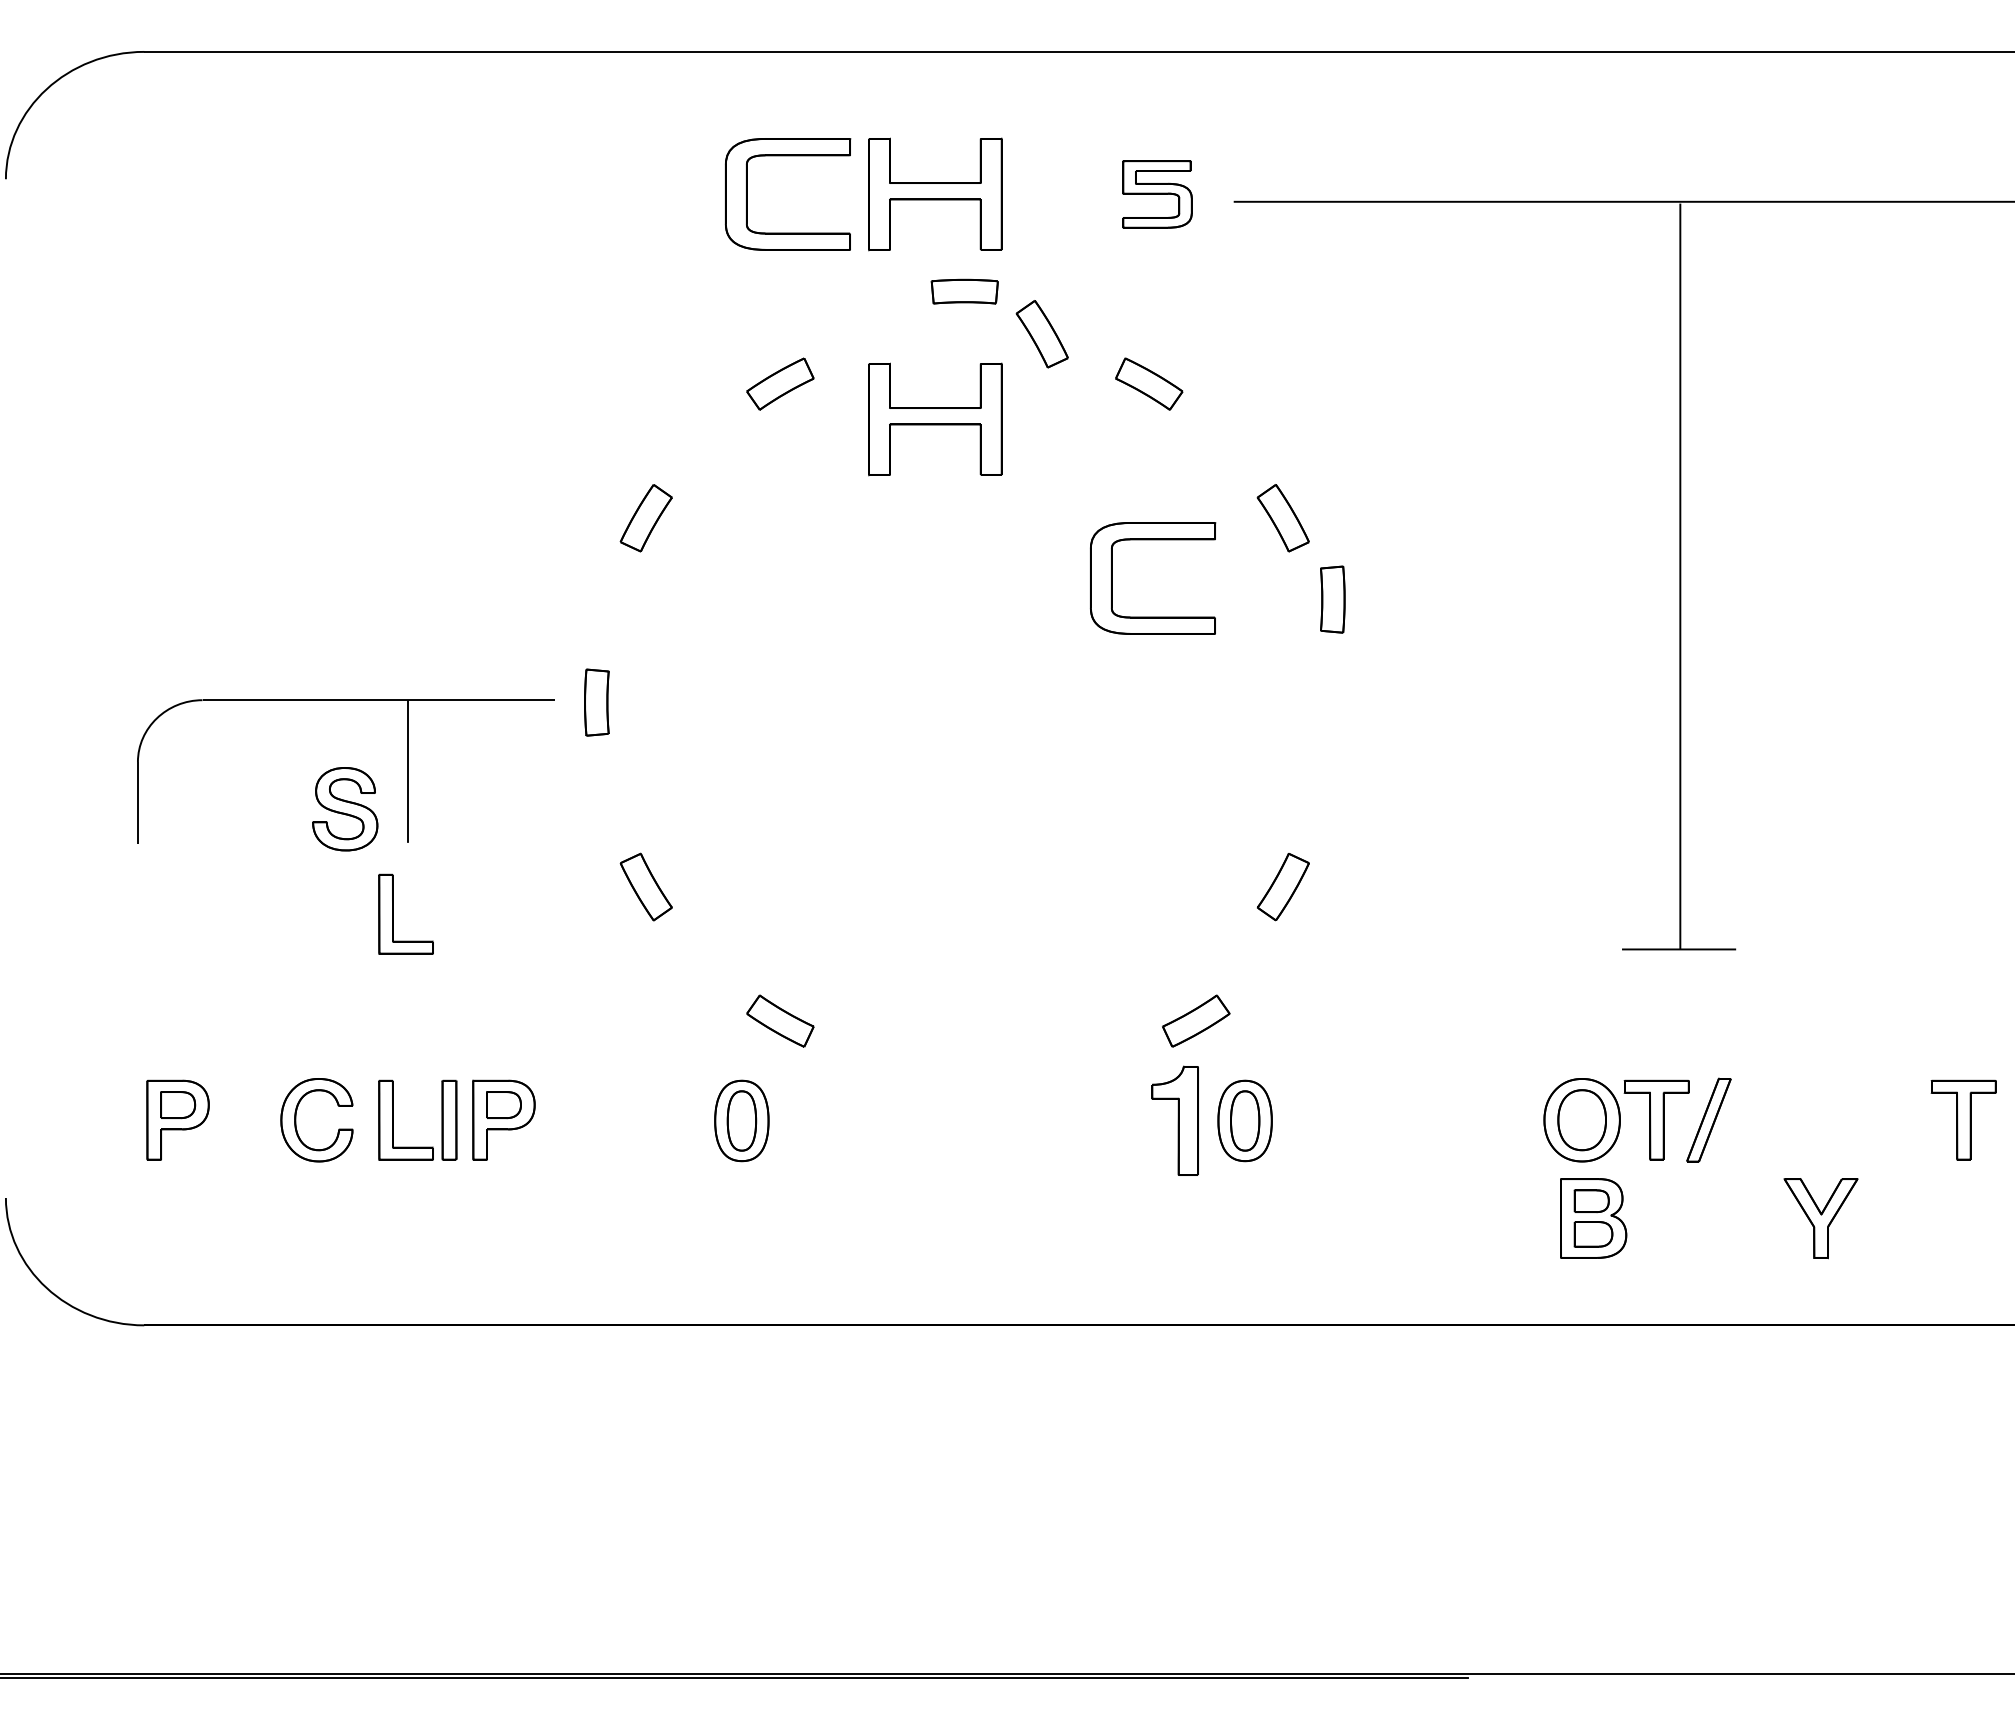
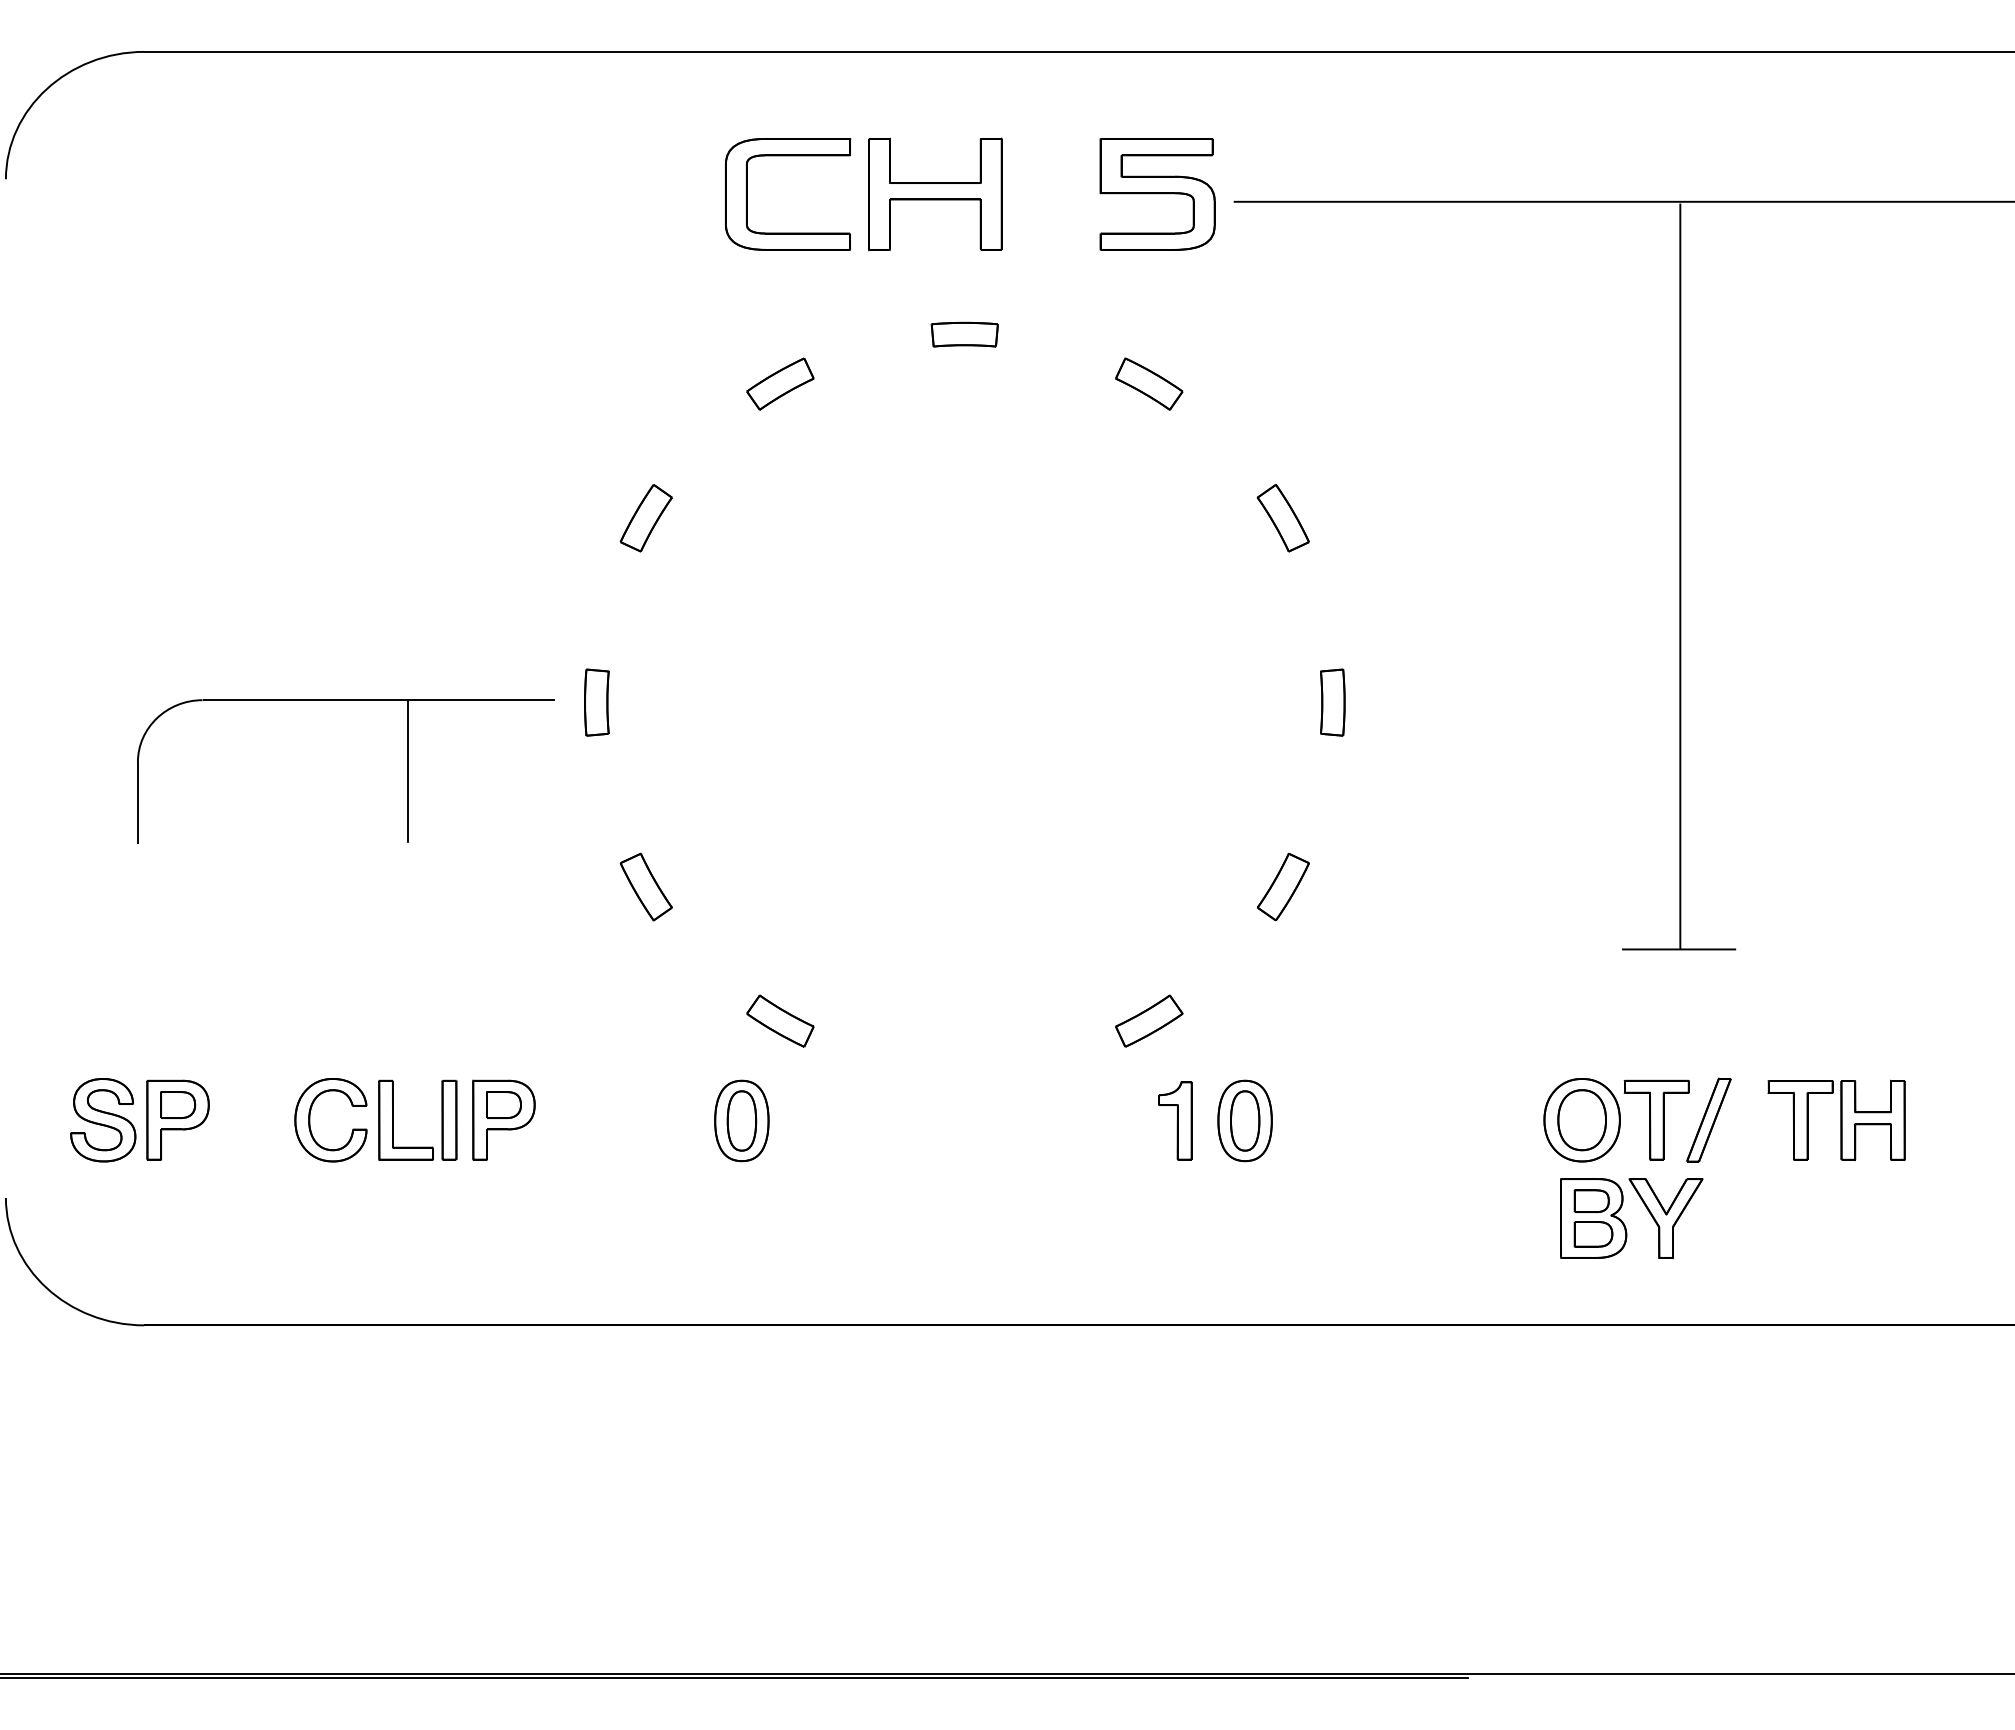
part size: 71x69 px -> 117x113 px (1157, 194)
part position: (964, 291) -> (964, 334) (964, 334)
part: present -> none (1041, 334)
part: present -> none (935, 419)
part: present -> none (1152, 540)
part position: (1332, 599) -> (1332, 702) (1332, 702)
part position: (345, 809) -> (103, 1120) (103, 1120)
part: present -> none (393, 913)
part position: (1196, 1020) -> (1149, 1020) (1149, 1020)
part: present -> none (1963, 1119)
part position: (296, 1120) -> (310, 1120) (310, 1120)
part size: 48x111 px -> 35x80 px (1175, 1120)
part: none -> present (1836, 1120)
part position: (1820, 1218) -> (1665, 1218) (1665, 1218)
